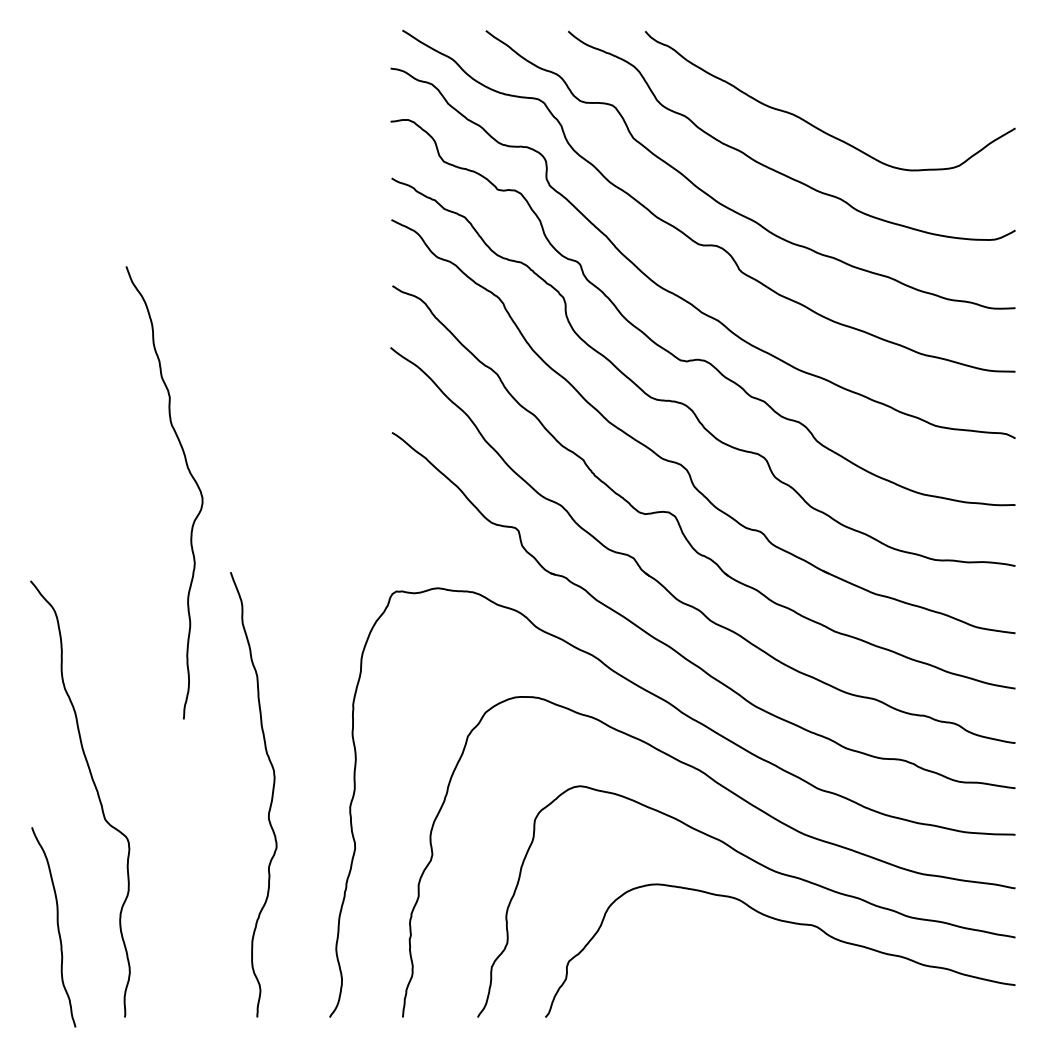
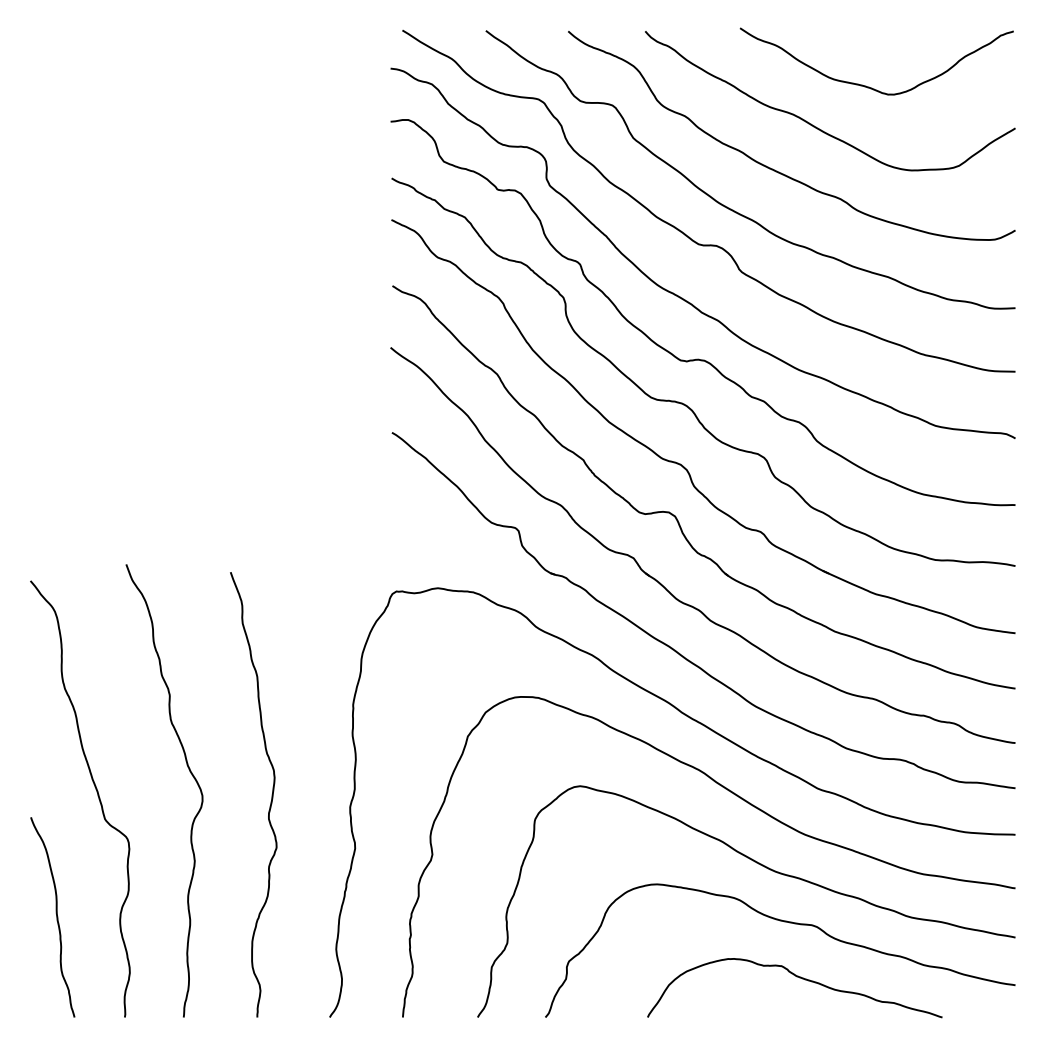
curve: none -> present (869, 86)
curve position: (191, 477) -> (191, 775) (191, 775)
curve position: (57, 927) -> (56, 917) (56, 917)
curve: none -> present (799, 978)
